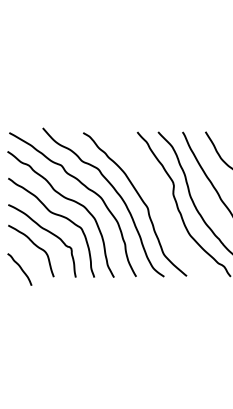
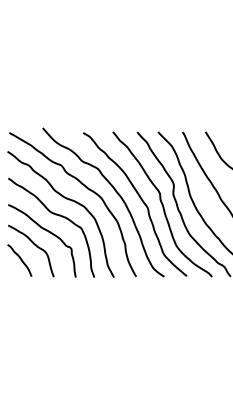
curve: none -> present (162, 204)
curve position: (20, 269) -> (20, 260) (20, 260)
